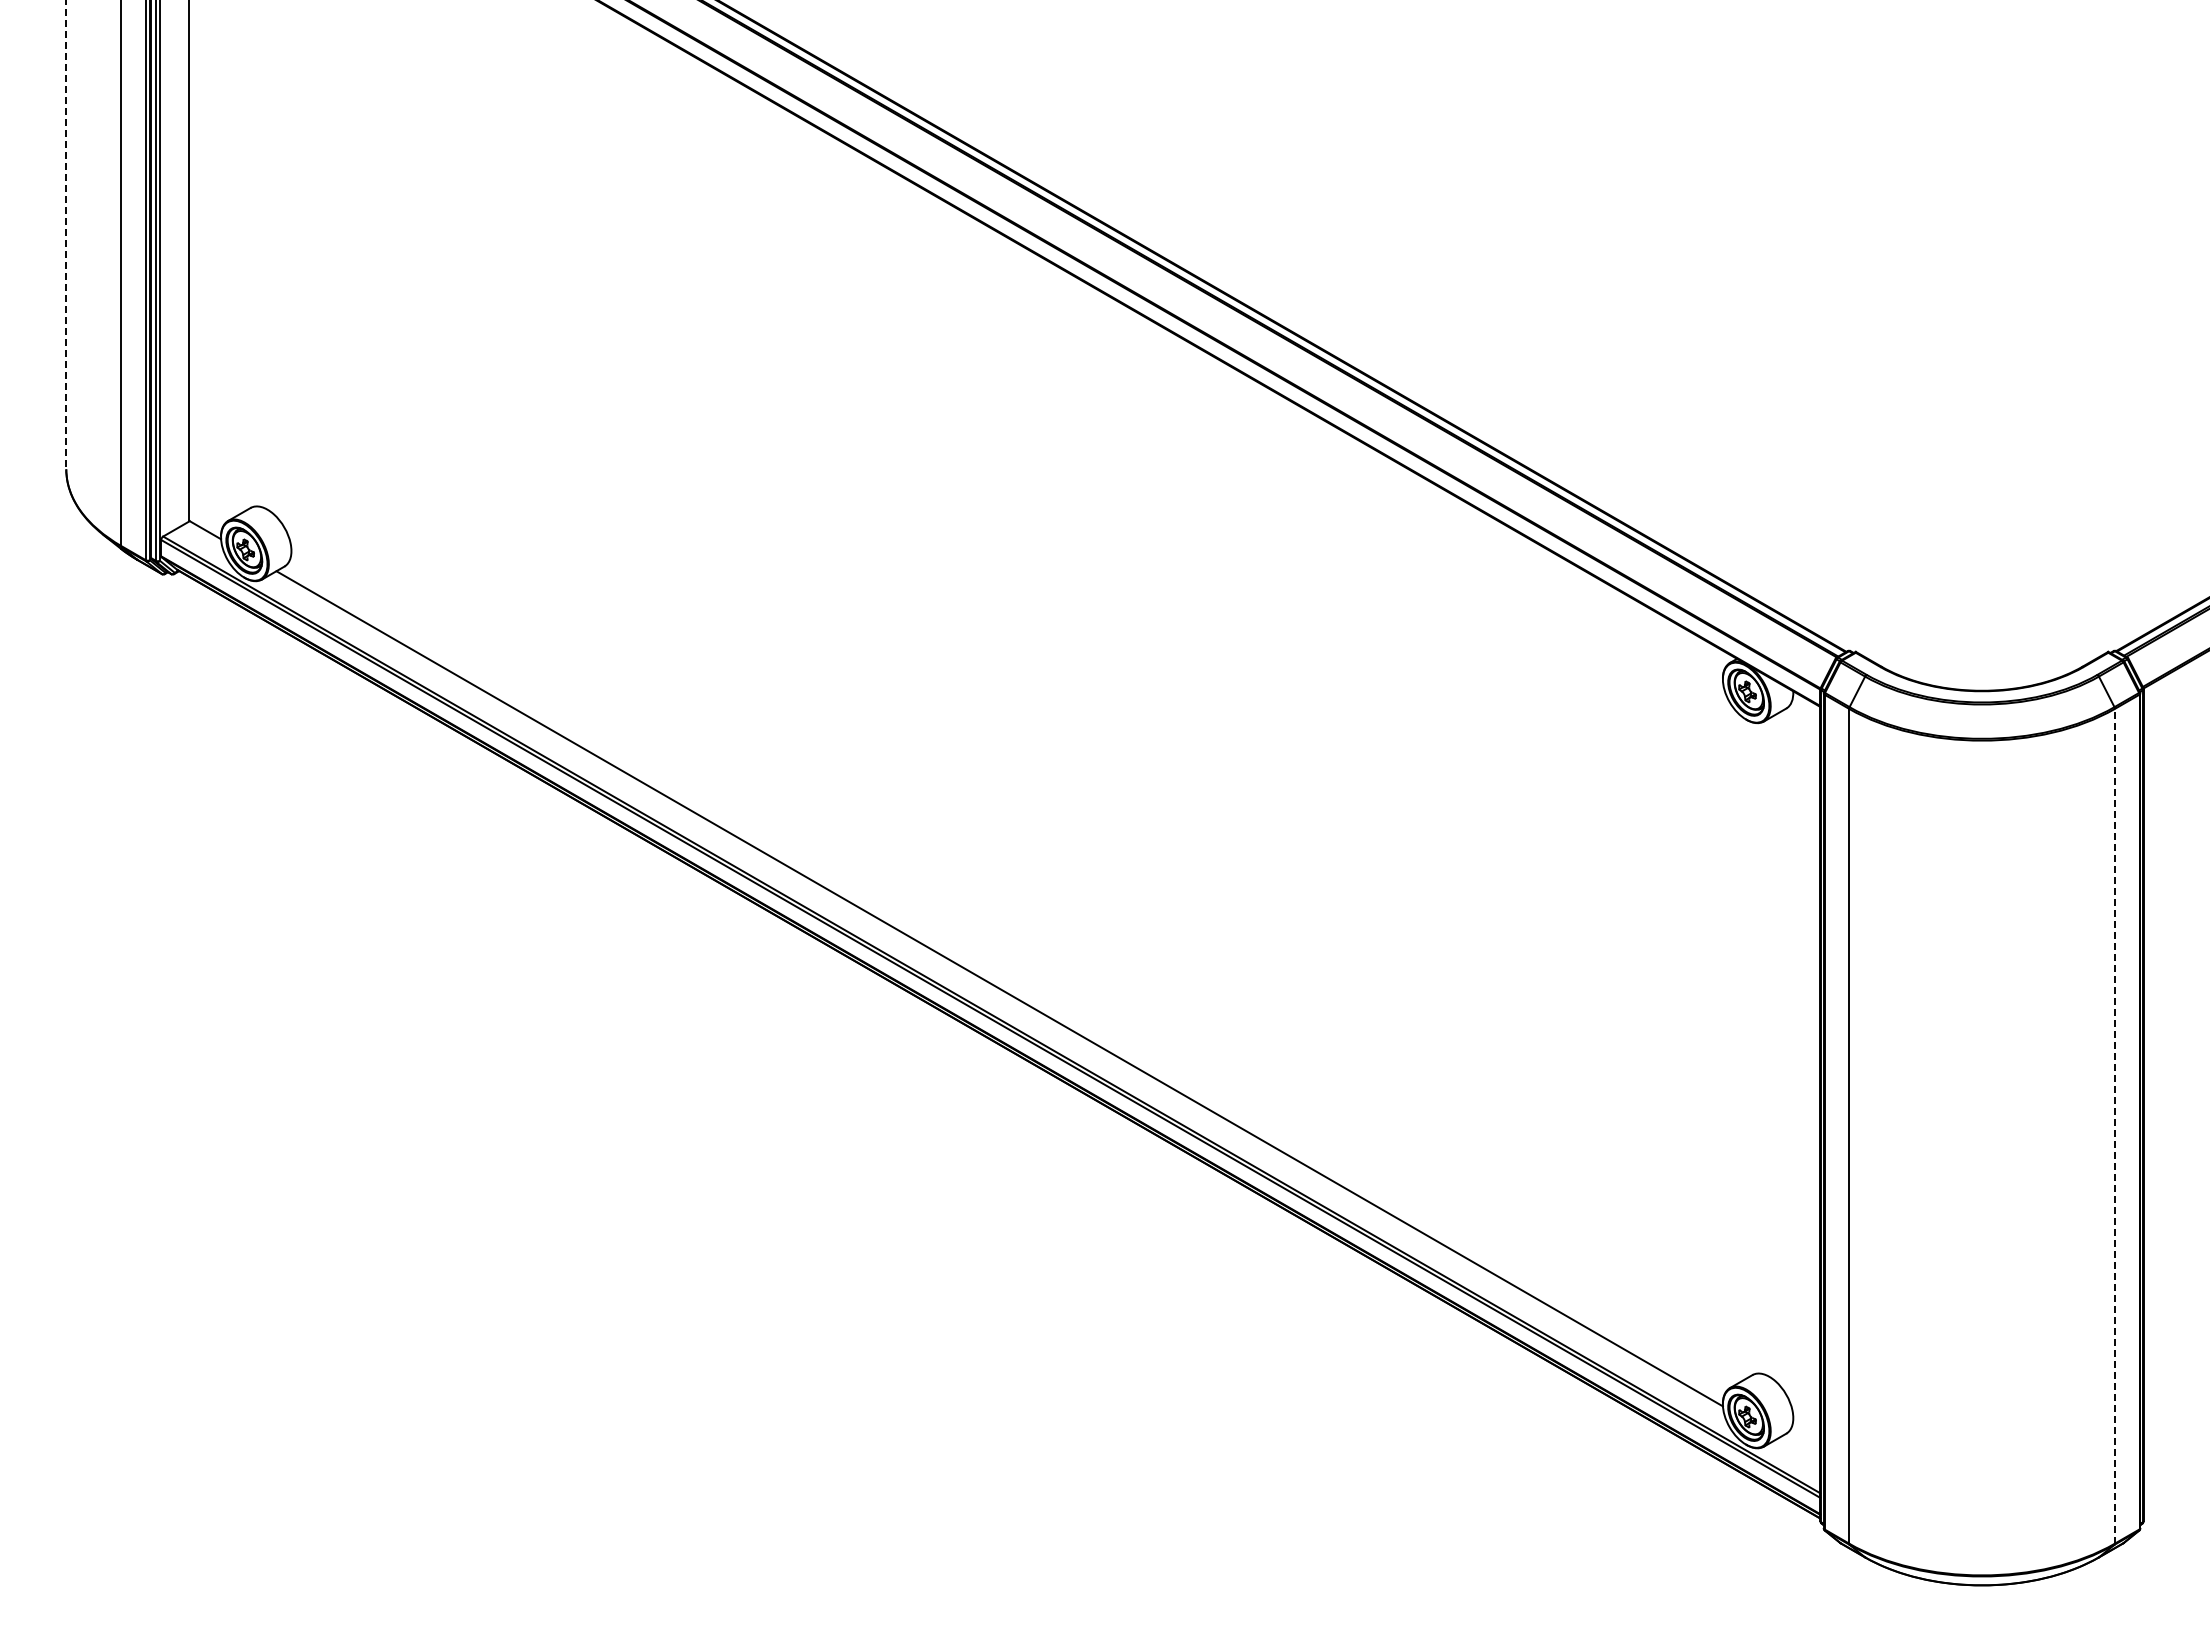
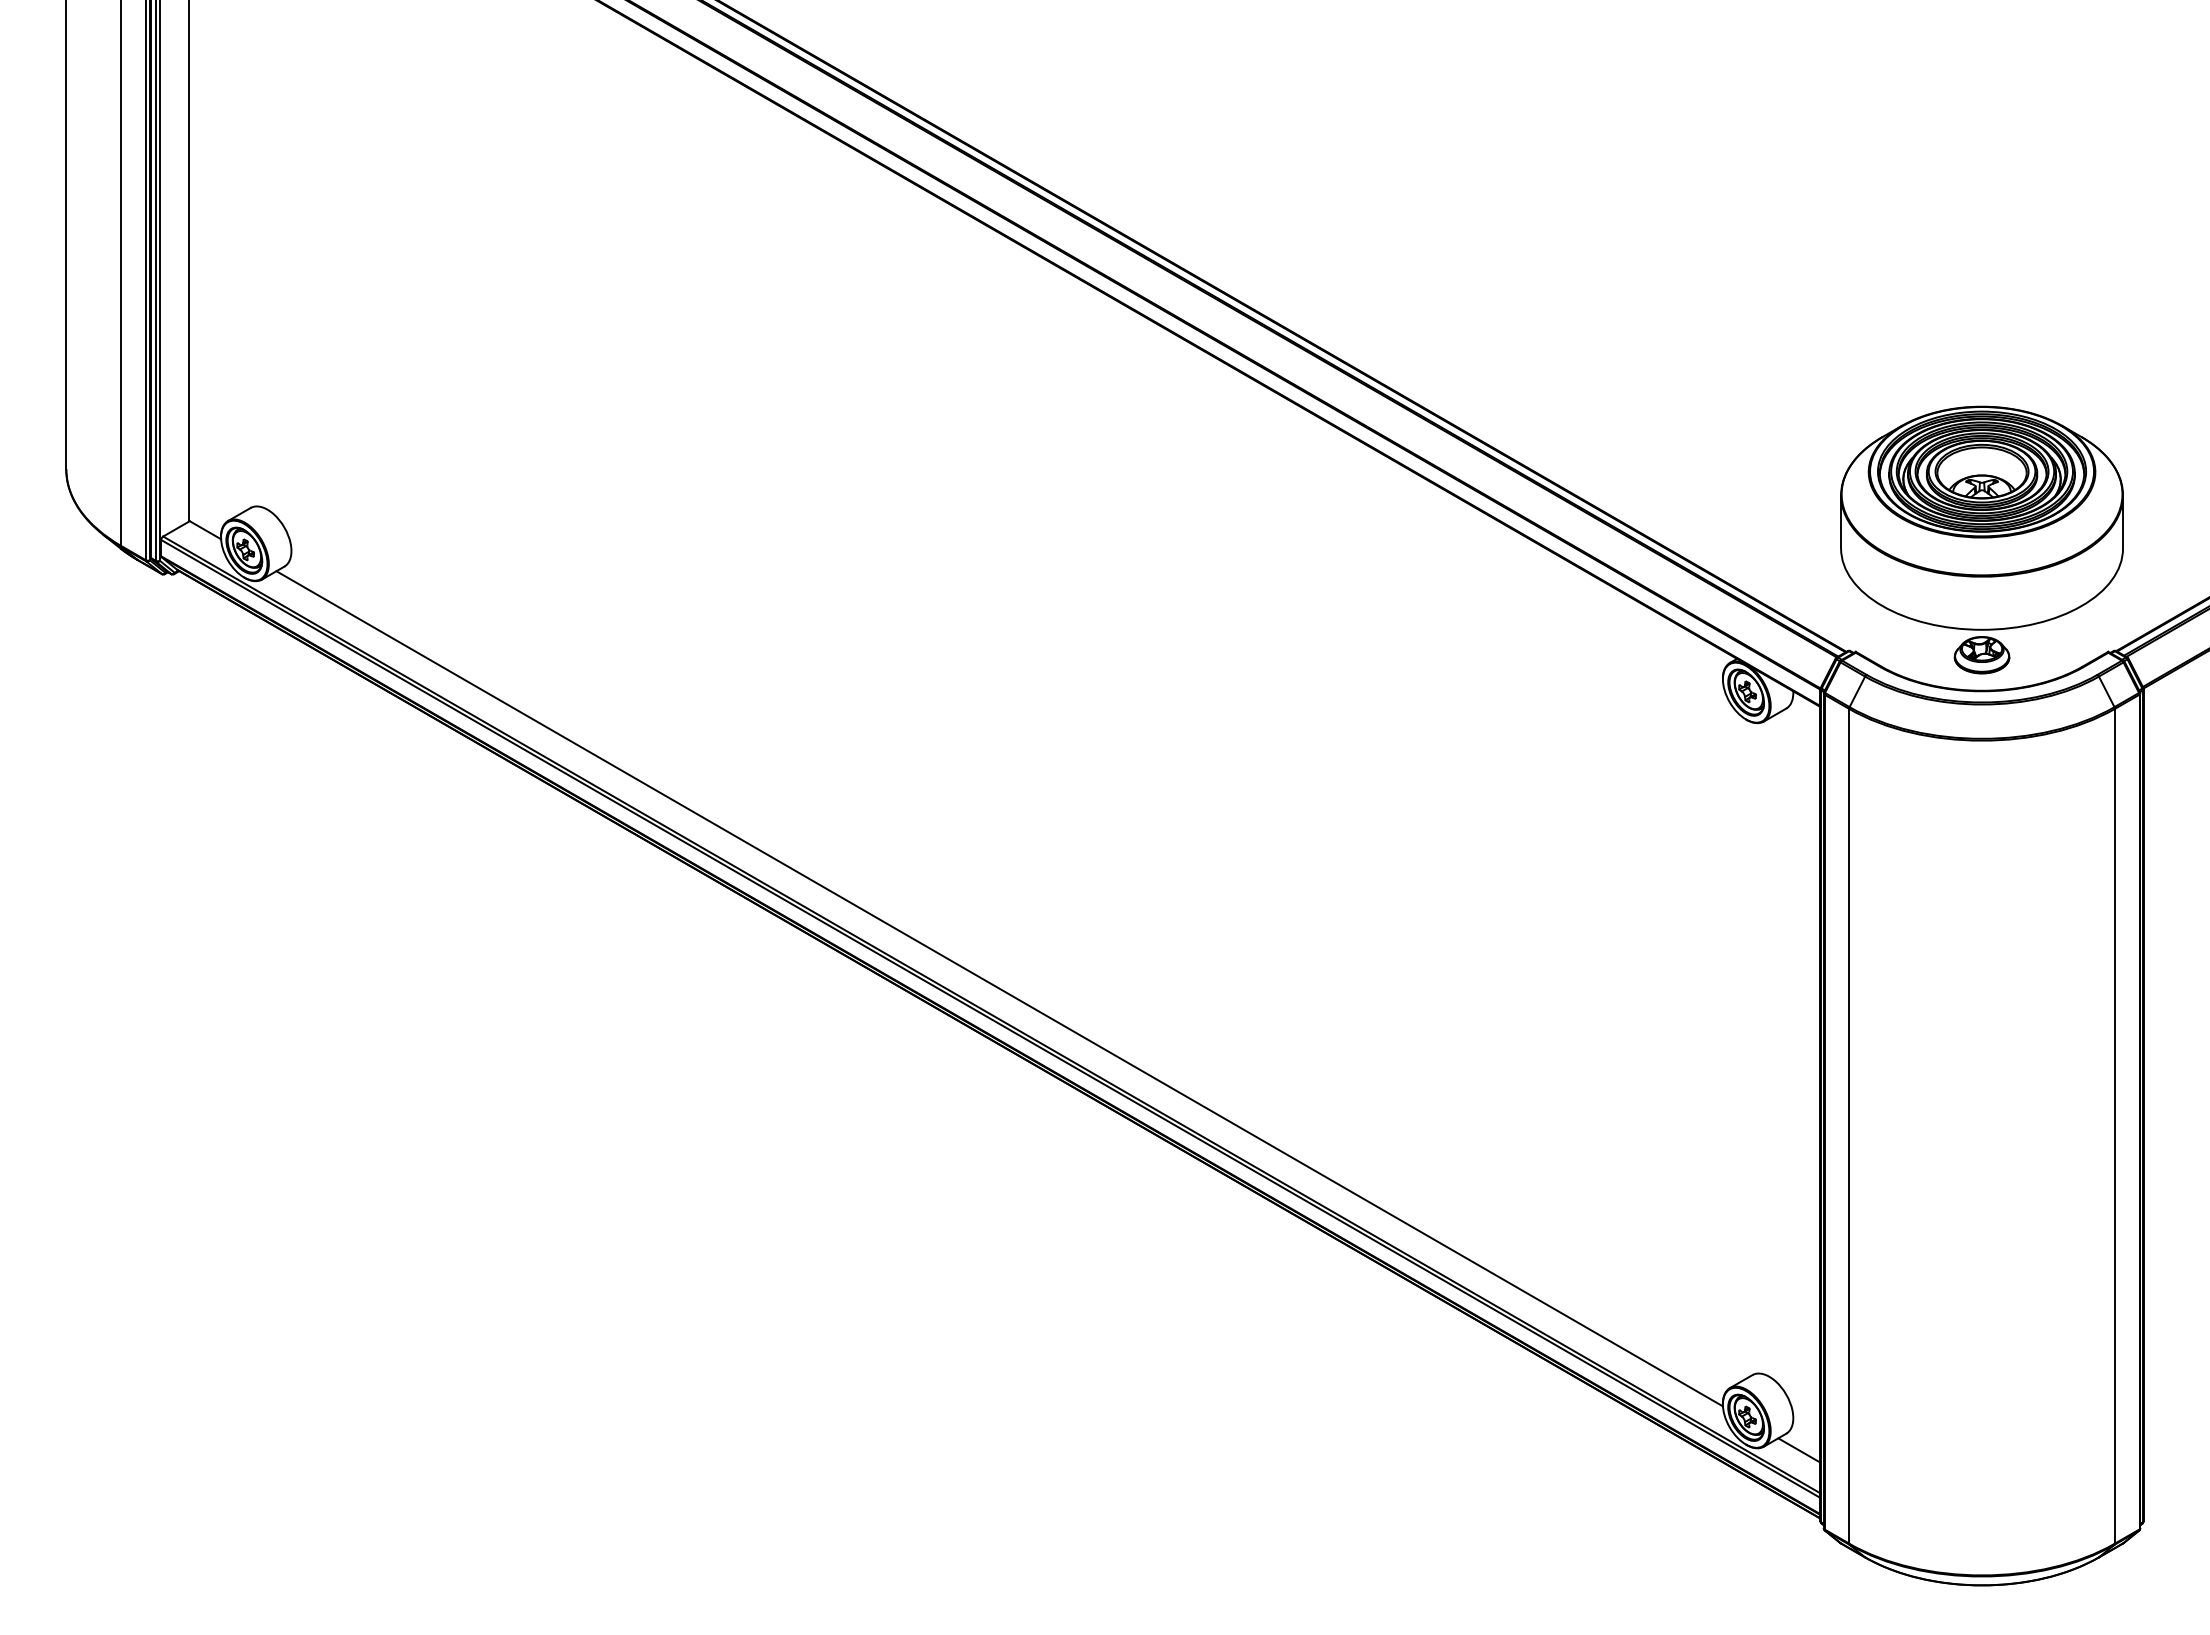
line: dashed -> solid (66, 235)
part: none -> present (1981, 539)
line: dashed -> solid (2114, 1125)
line: none -> present (1799, 1450)
